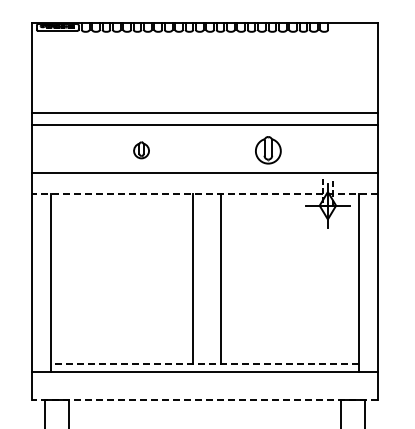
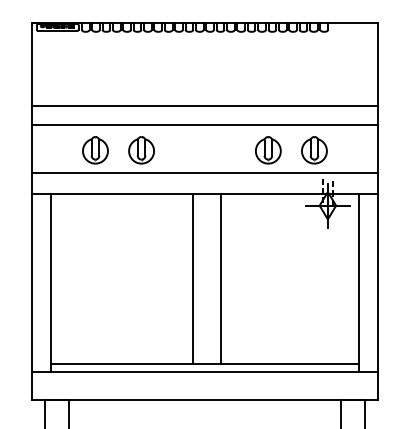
line position: (204, 112) -> (204, 105) (204, 105)
part: none -> present (95, 150)
part size: 17x19 px -> 27x29 px (141, 150)
part: none -> present (314, 150)
line: dashed -> solid (204, 194)
line: dashed -> solid (204, 364)
line: dashed -> solid (204, 399)
